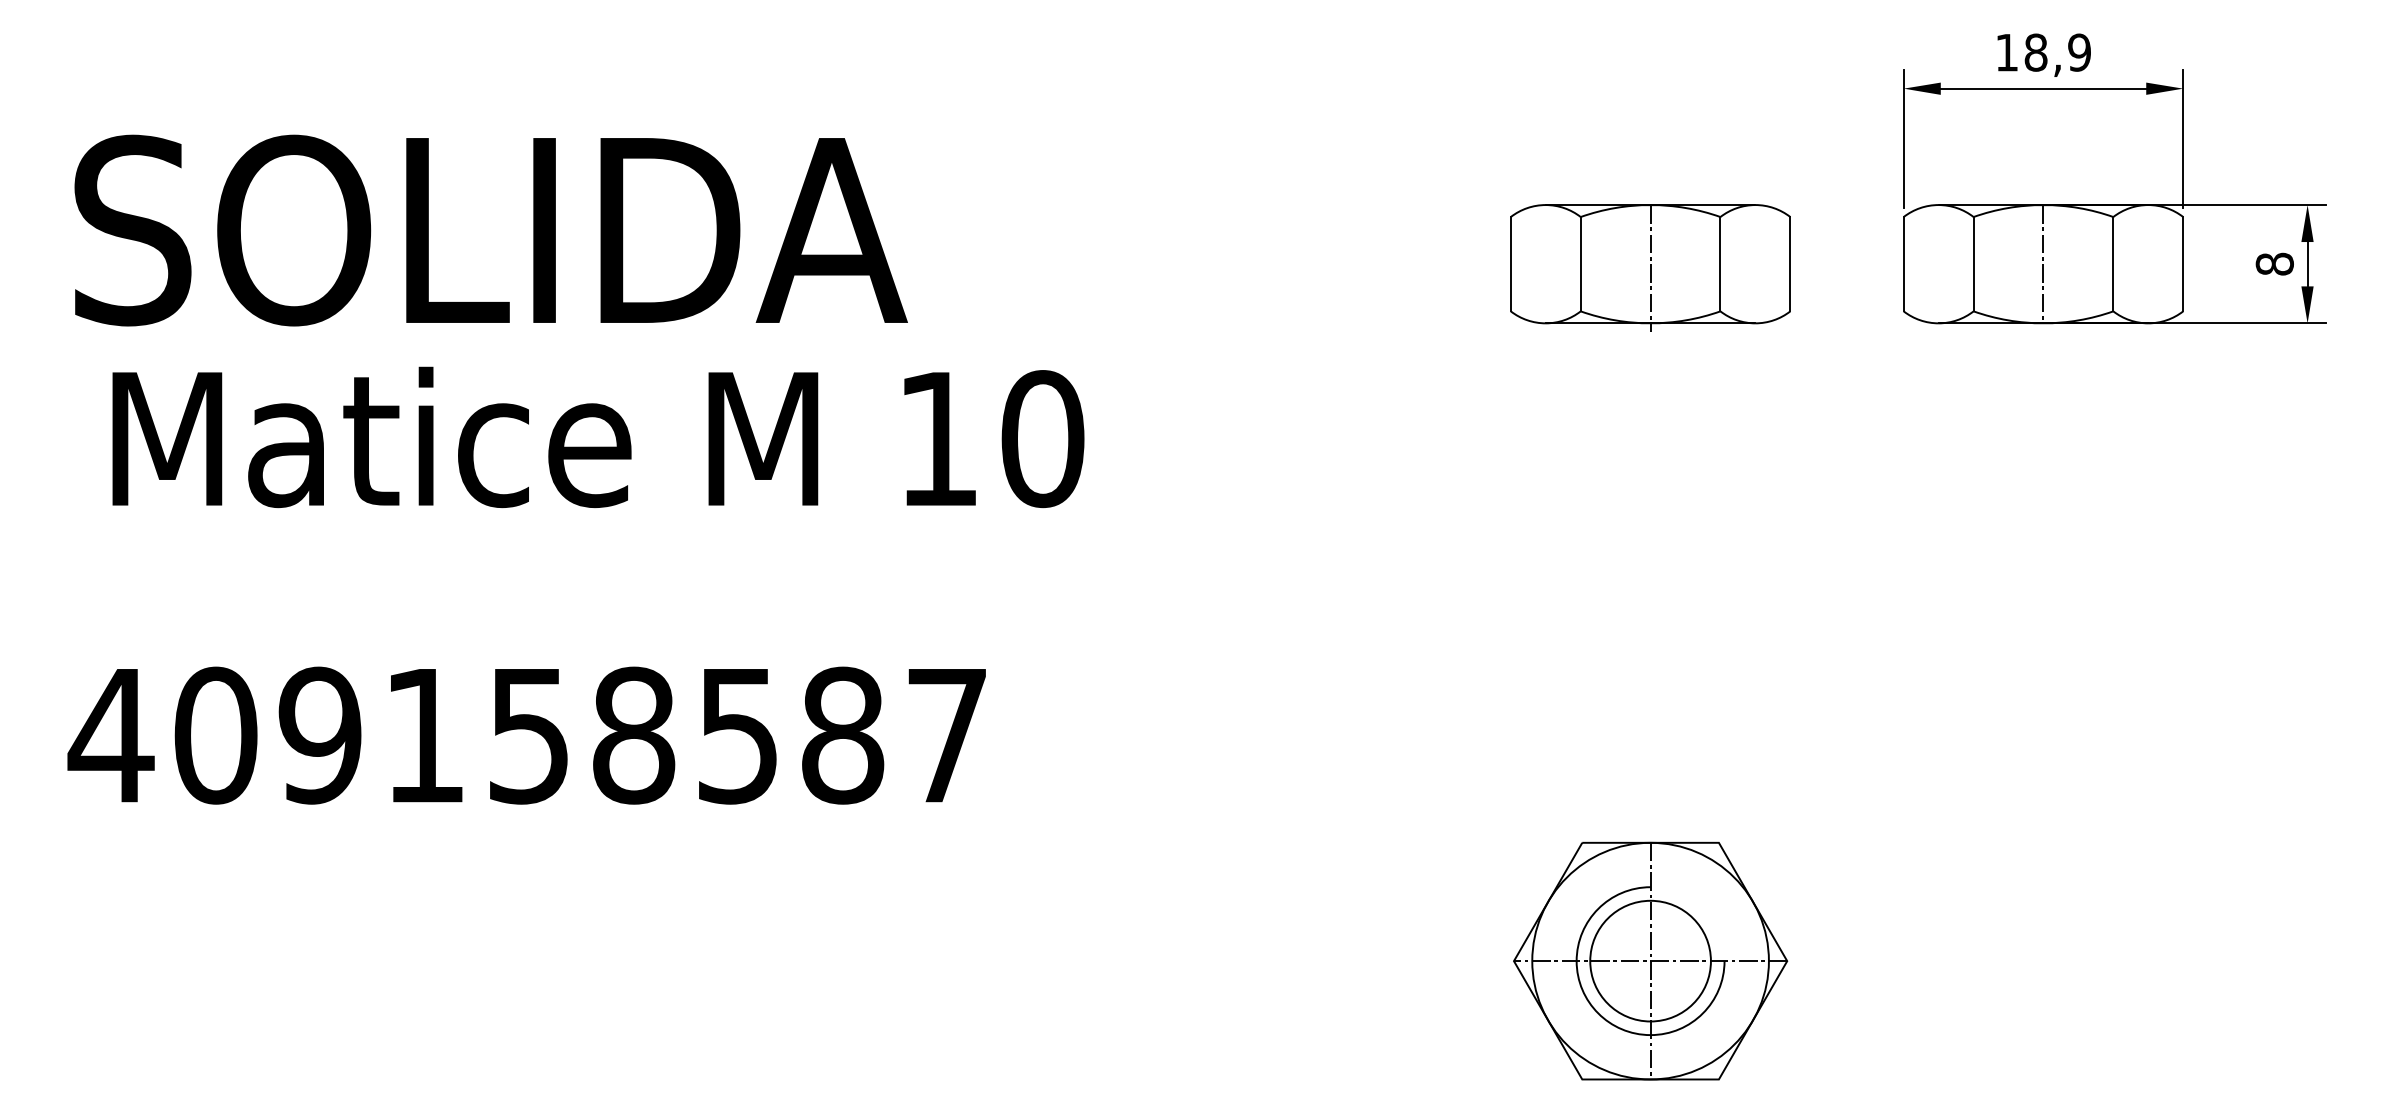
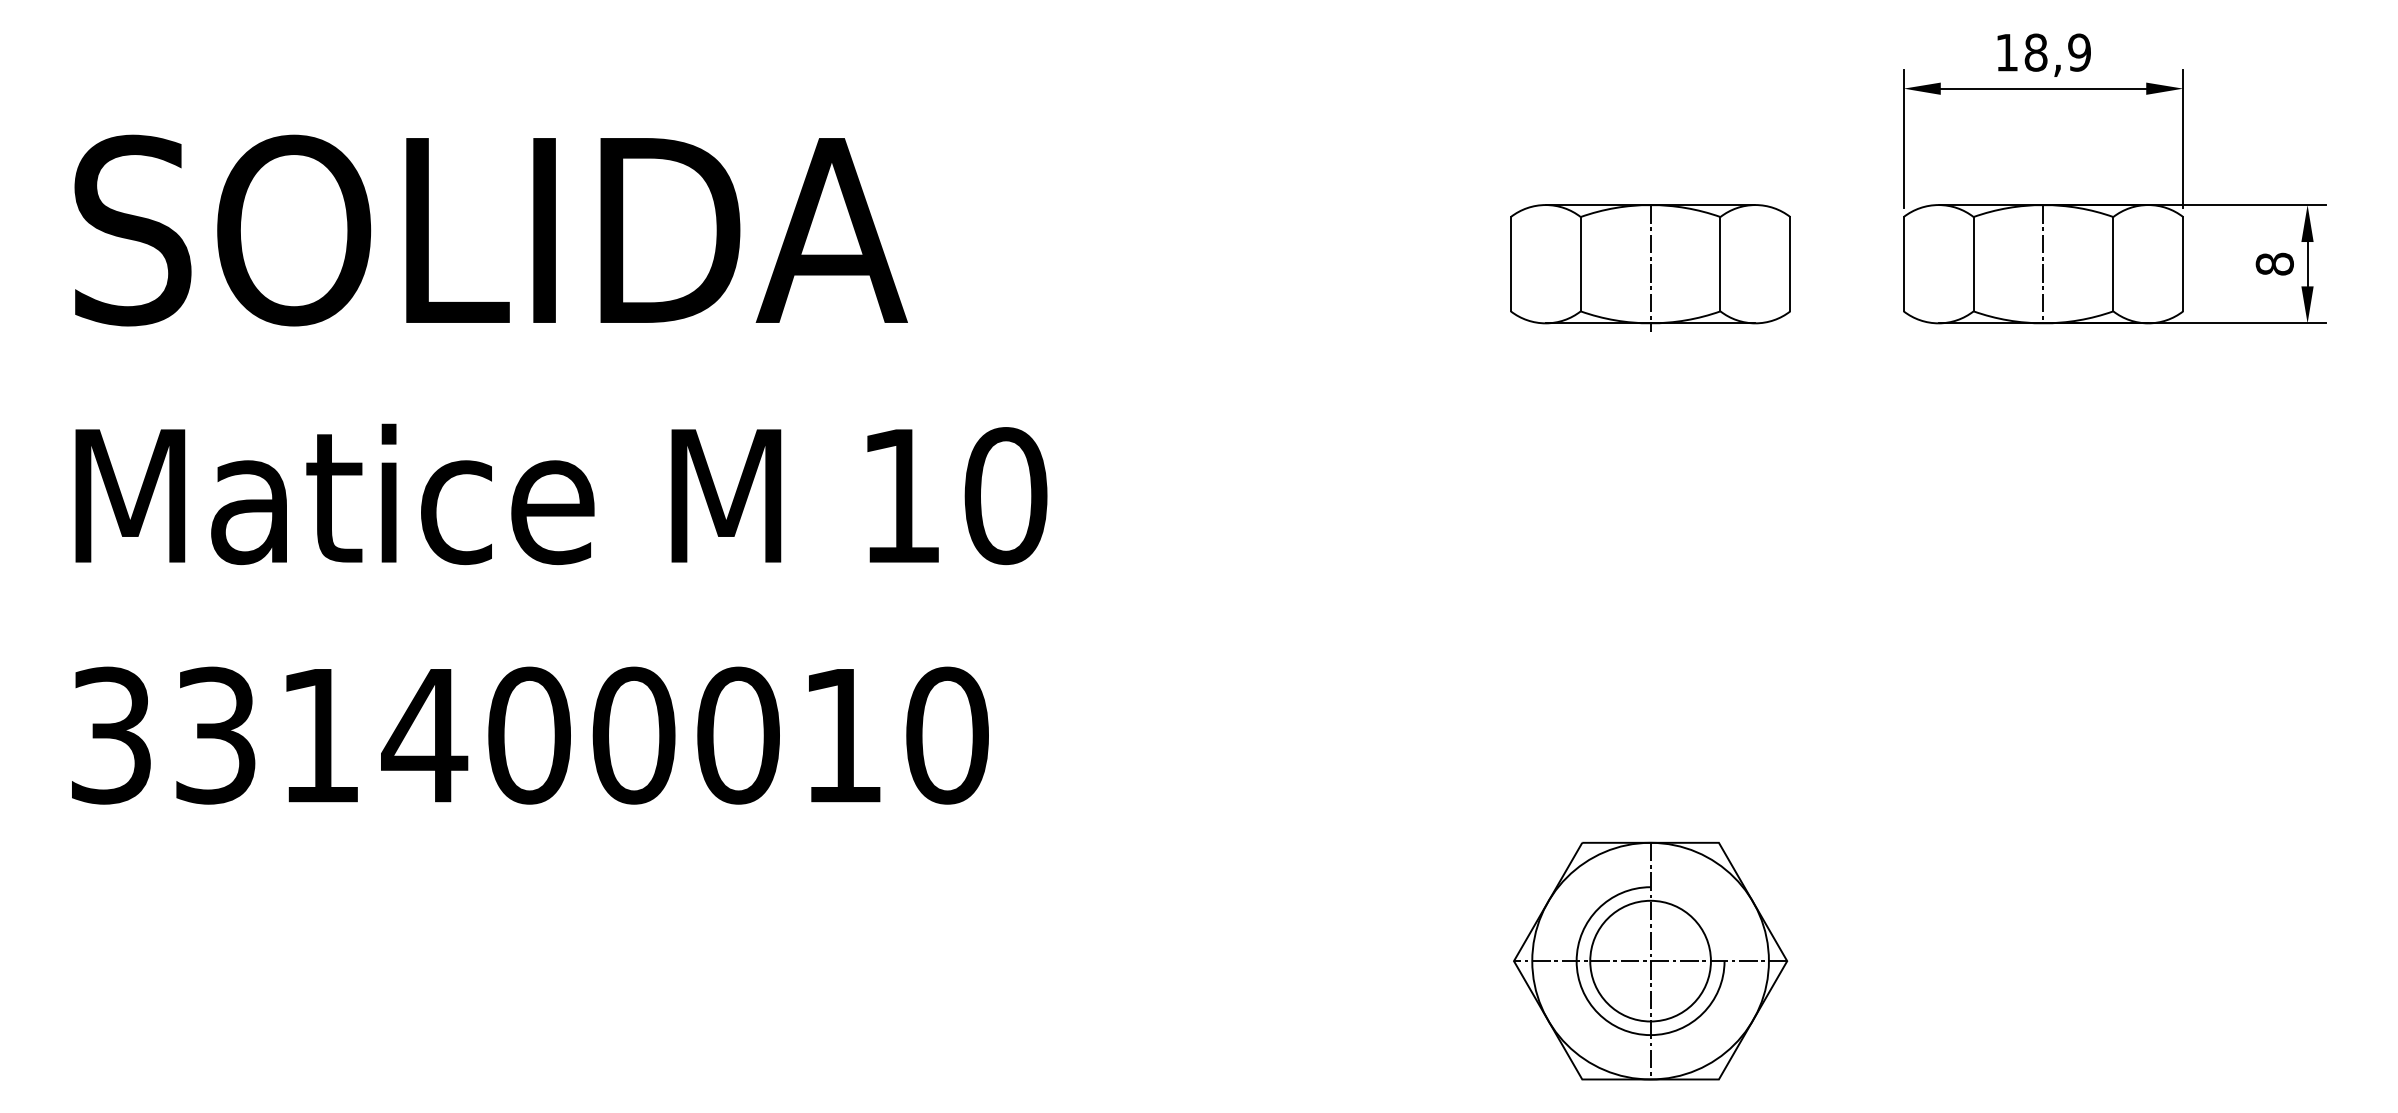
text position: (598, 437) -> (561, 494) (561, 494)
text: 409158587 -> 331400010 (527, 735)
